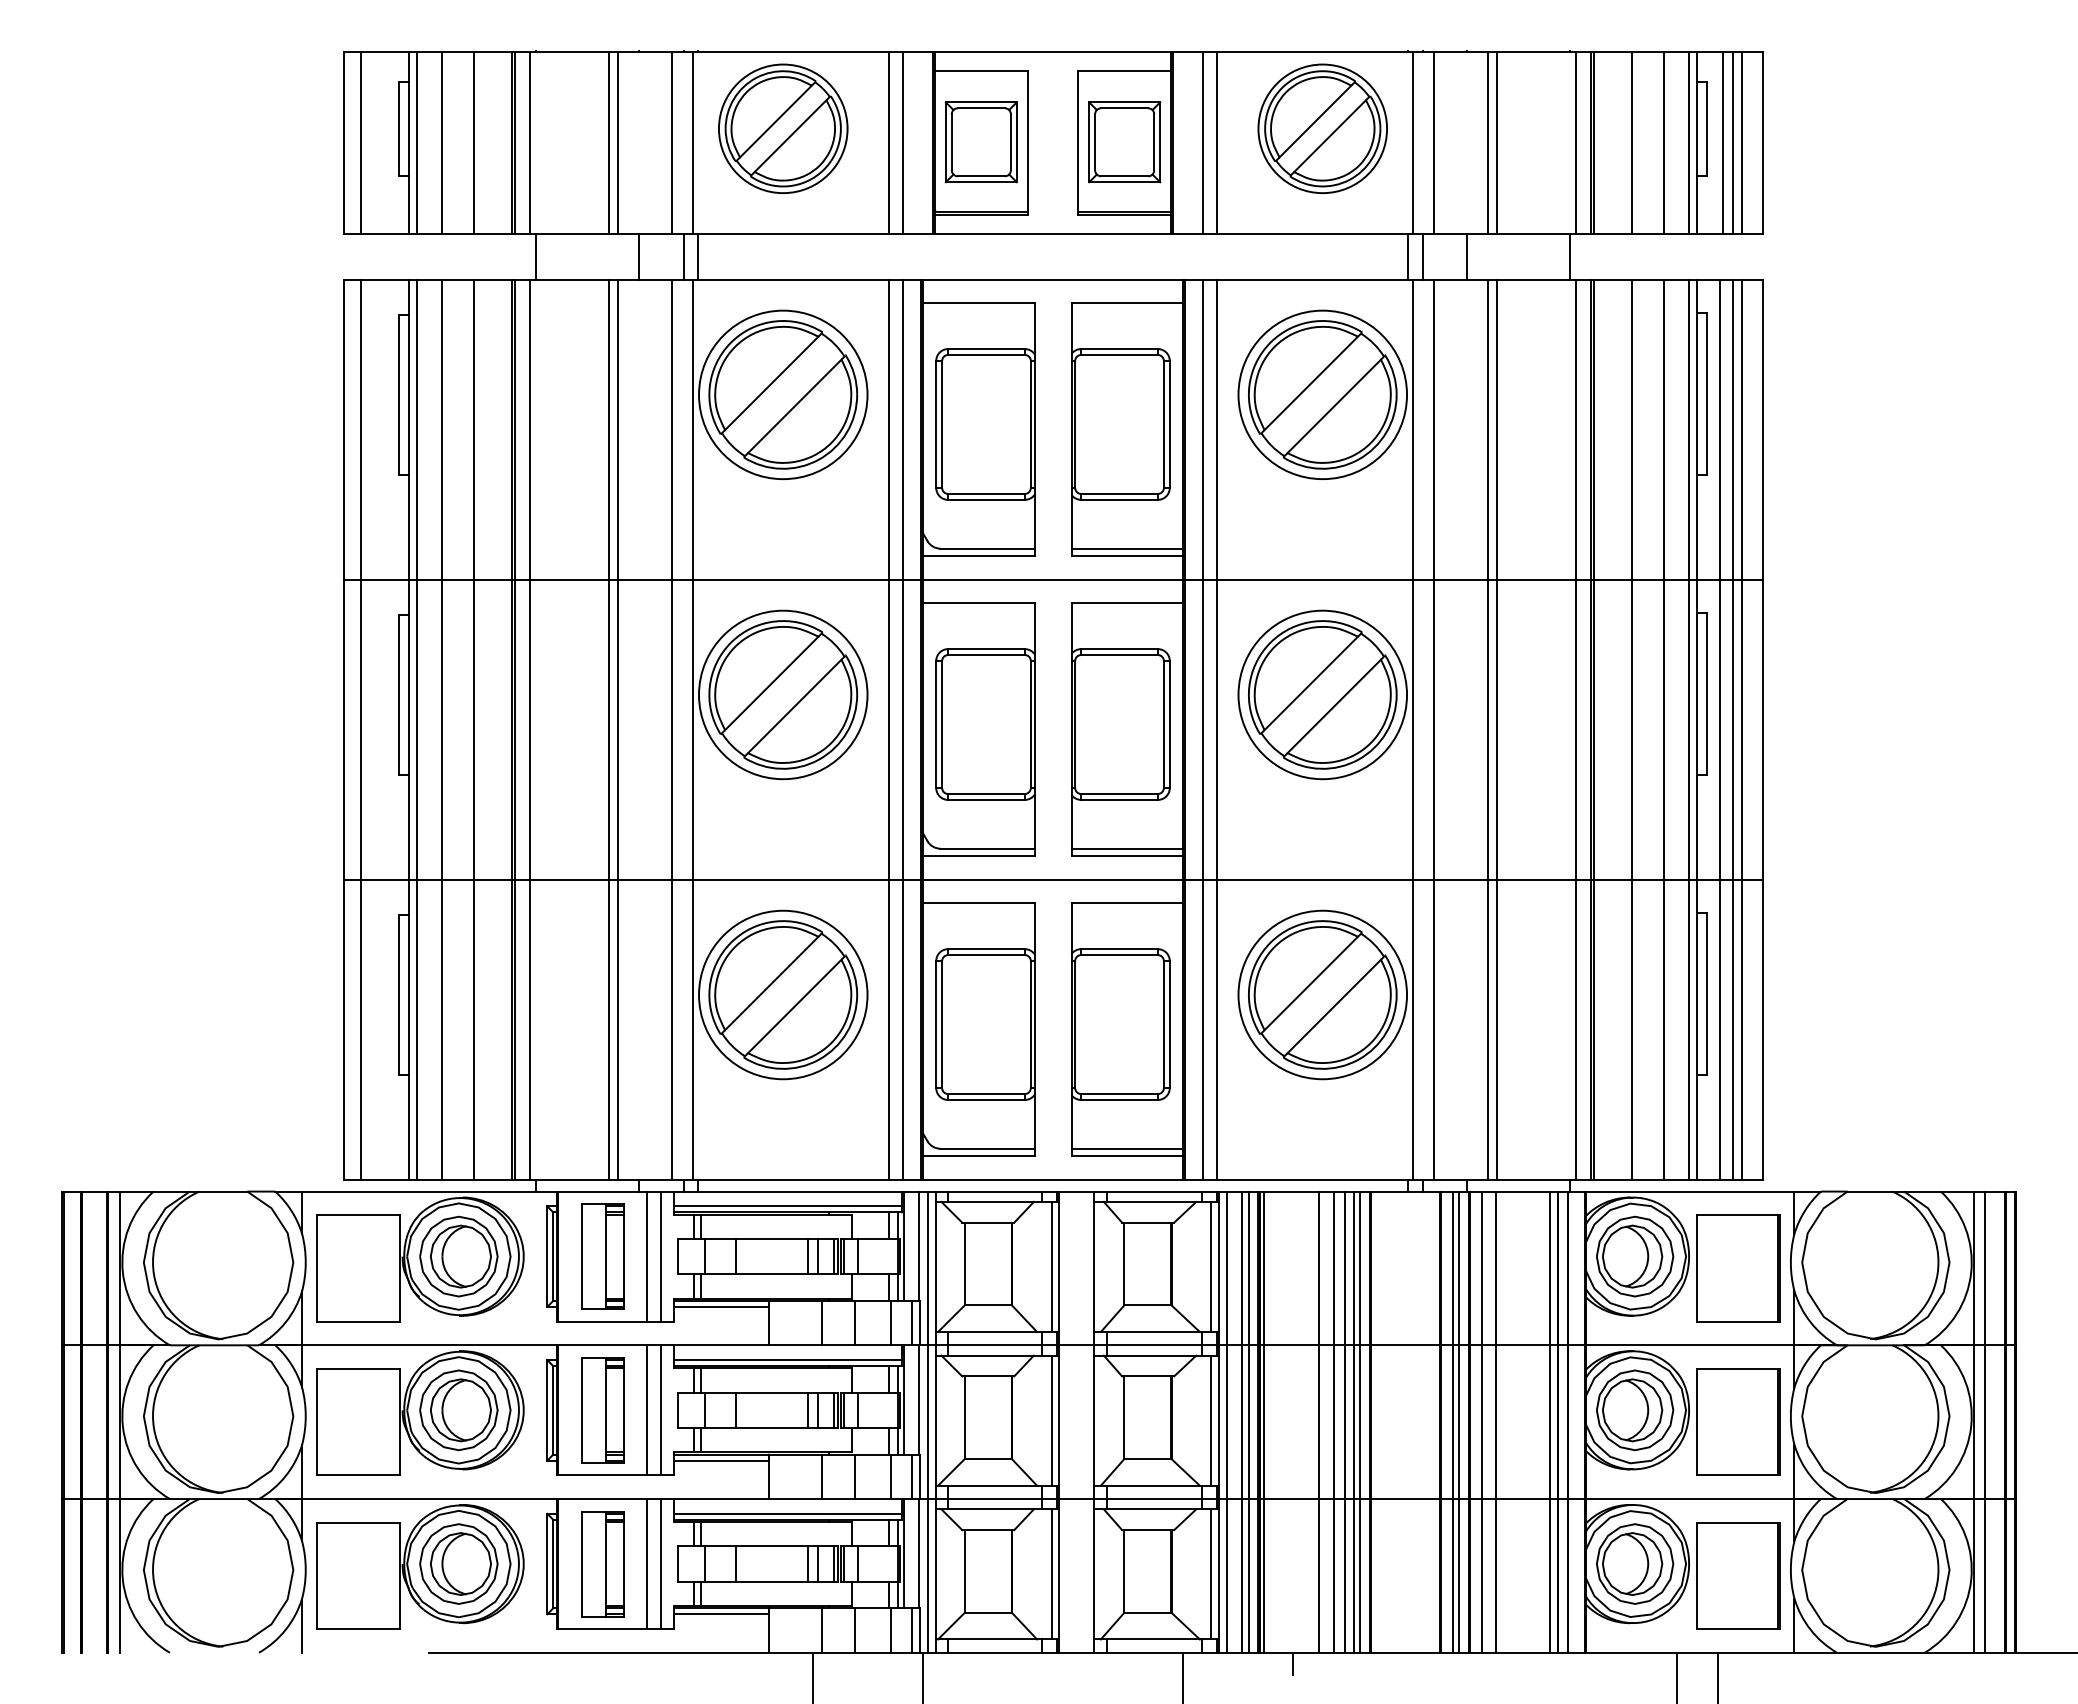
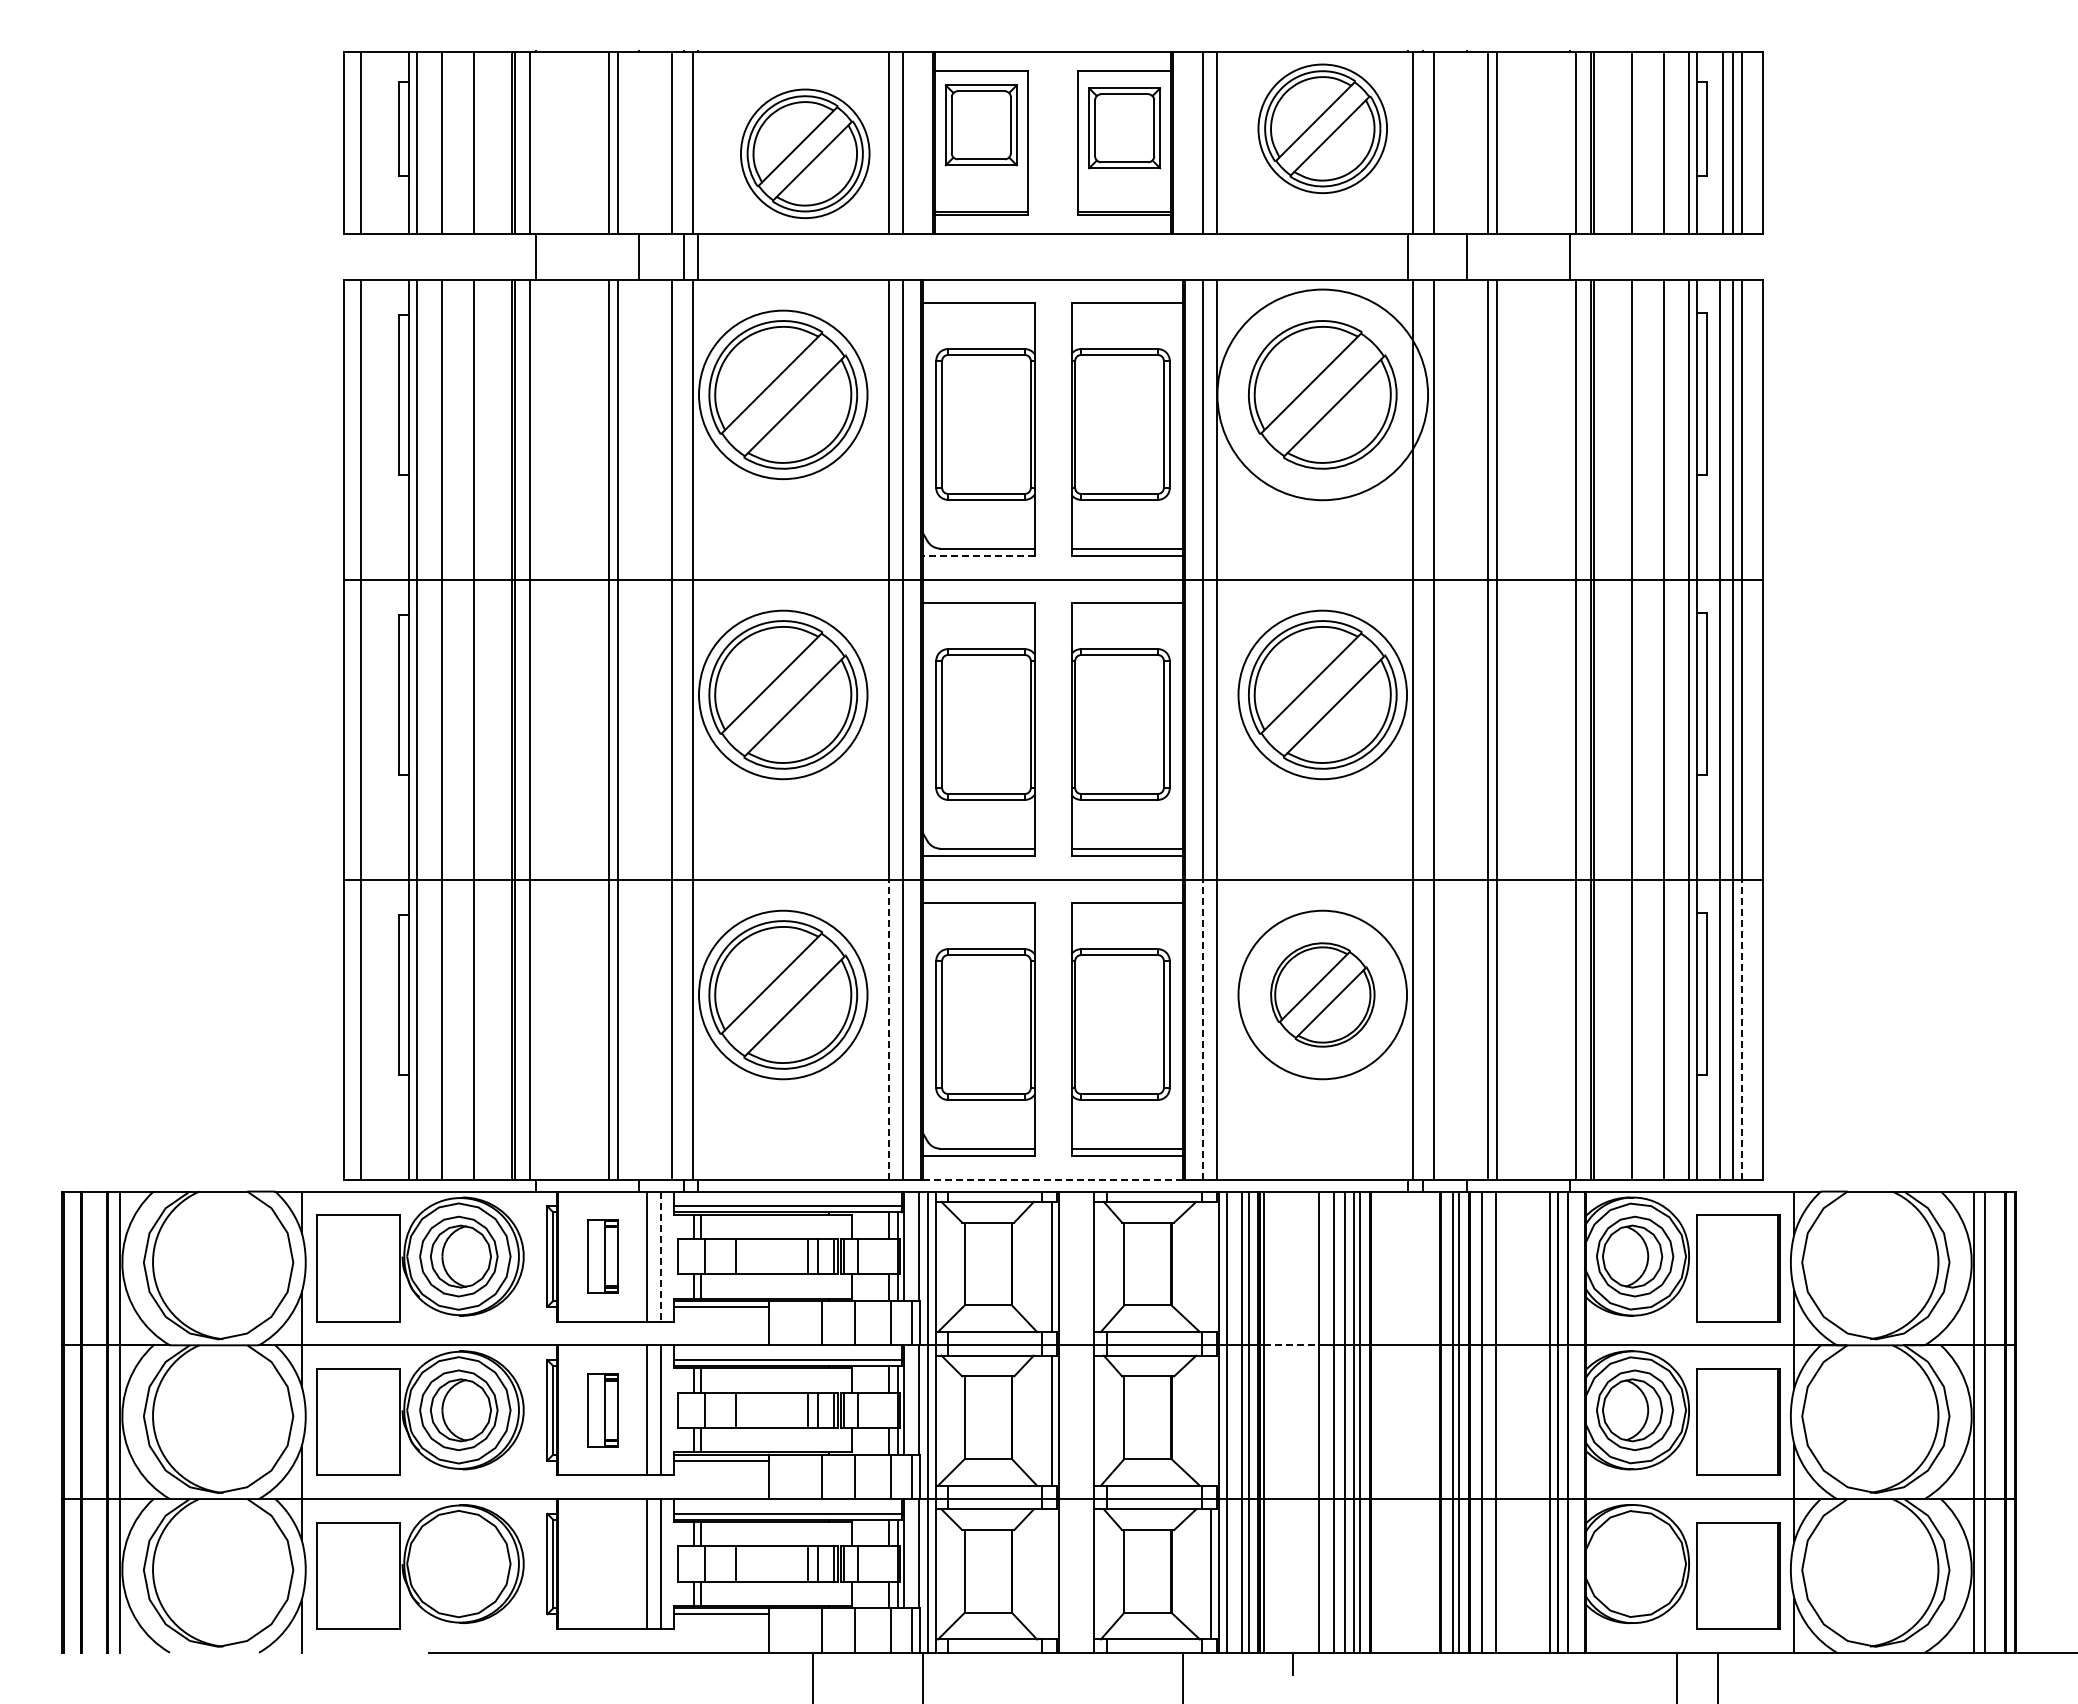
part position: (783, 128) -> (805, 153) (805, 153)
part position: (980, 142) -> (980, 125) (980, 125)
part position: (1124, 142) -> (1124, 128) (1124, 128)
line: present -> none (1422, 256)
circle diameter: 169 px -> 211 px (1322, 394)
line: solid -> dashed (978, 556)
part size: 150x150 px -> 106x106 px (1322, 994)
line: solid -> dashed (888, 1029)
line: solid -> dashed (1203, 1029)
line: solid -> dashed (1742, 1029)
line: solid -> dashed (1052, 1179)
part size: 44x107 px -> 32x75 px (602, 1256)
line: solid -> dashed (661, 1257)
line: present -> none (1211, 1266)
line: solid -> dashed (1292, 1345)
part size: 44x107 px -> 32x75 px (602, 1410)
line: present -> none (1211, 1420)
part: present -> none (458, 1563)
part: present -> none (1635, 1563)
part: present -> none (602, 1564)
line: present -> none (1051, 1574)
